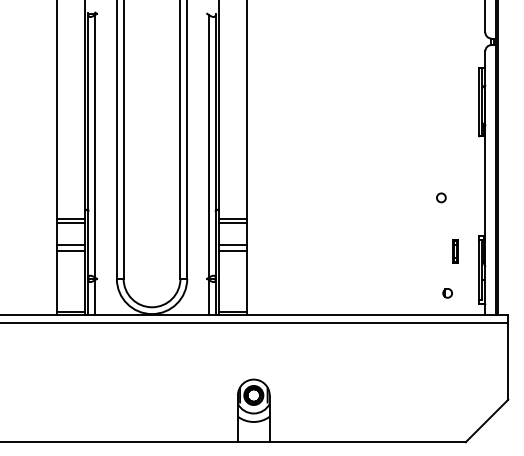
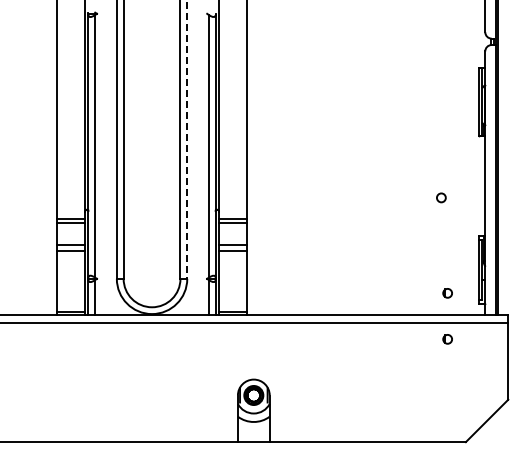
line: solid -> dashed (187, 140)
part: present -> none (455, 251)
part: none -> present (447, 339)
